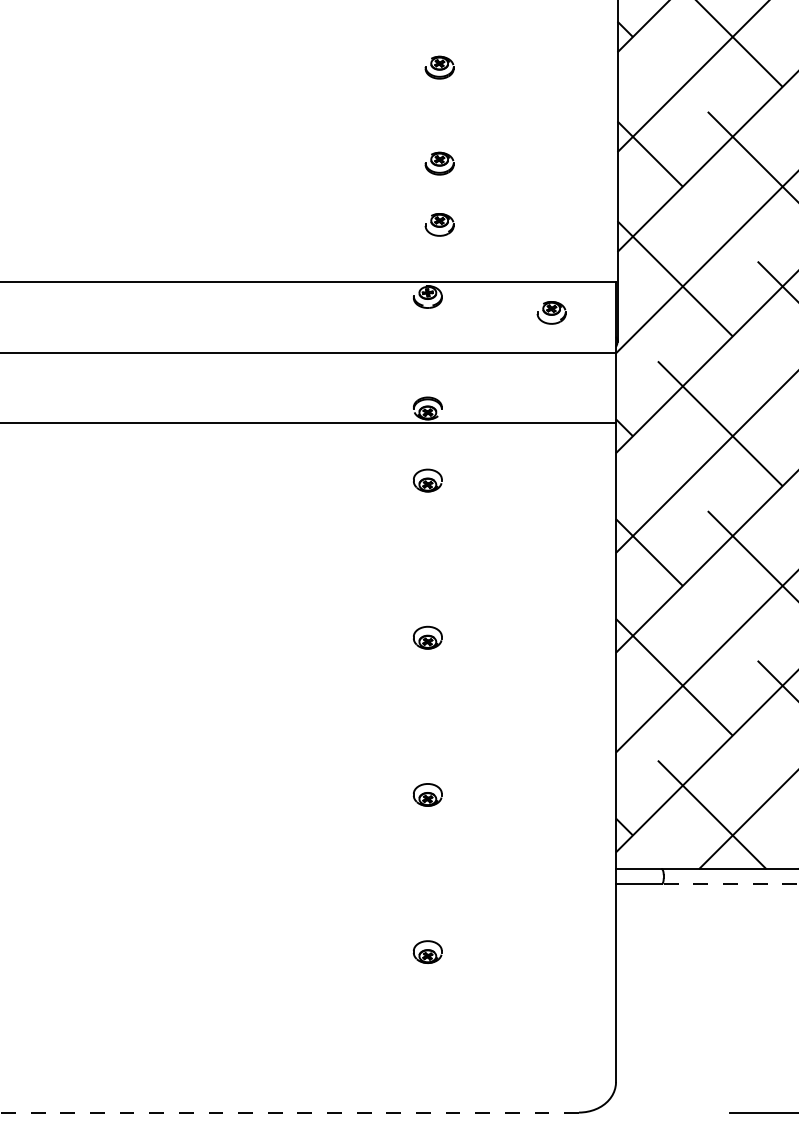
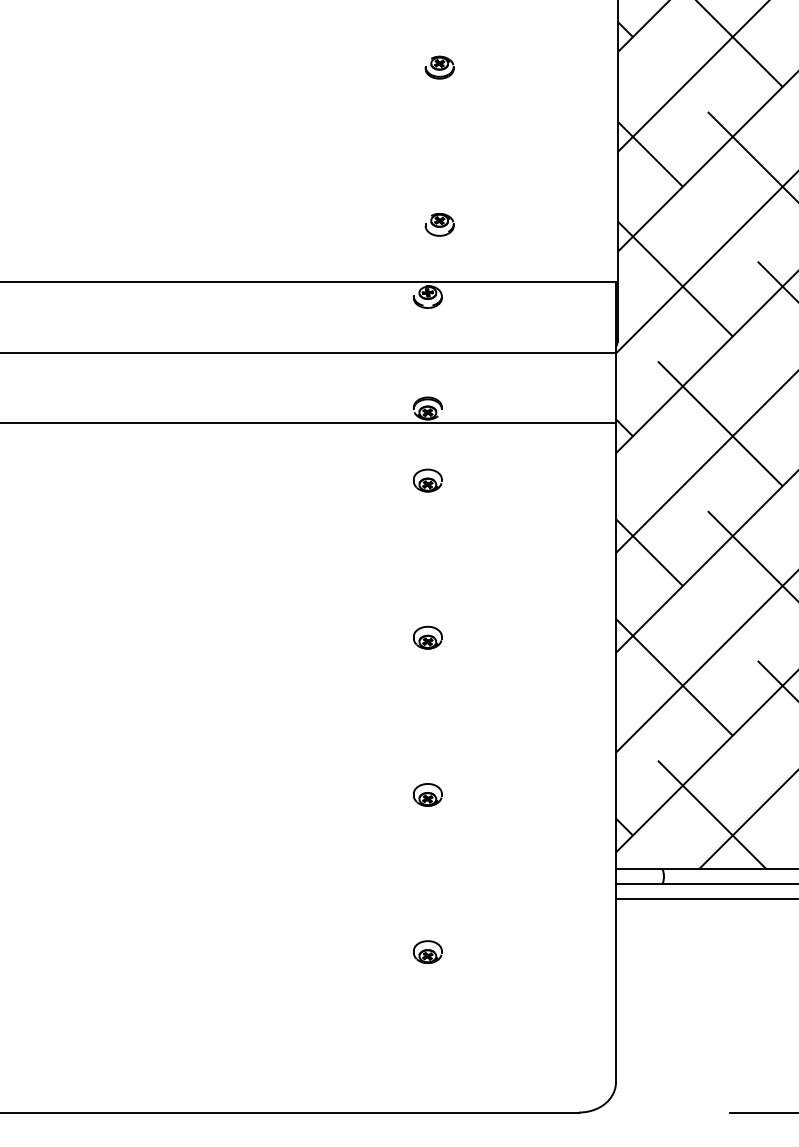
part: present -> none (439, 163)
part: present -> none (551, 312)
line: dashed -> solid (729, 884)
line: none -> present (705, 898)
line: dashed -> solid (290, 1112)
